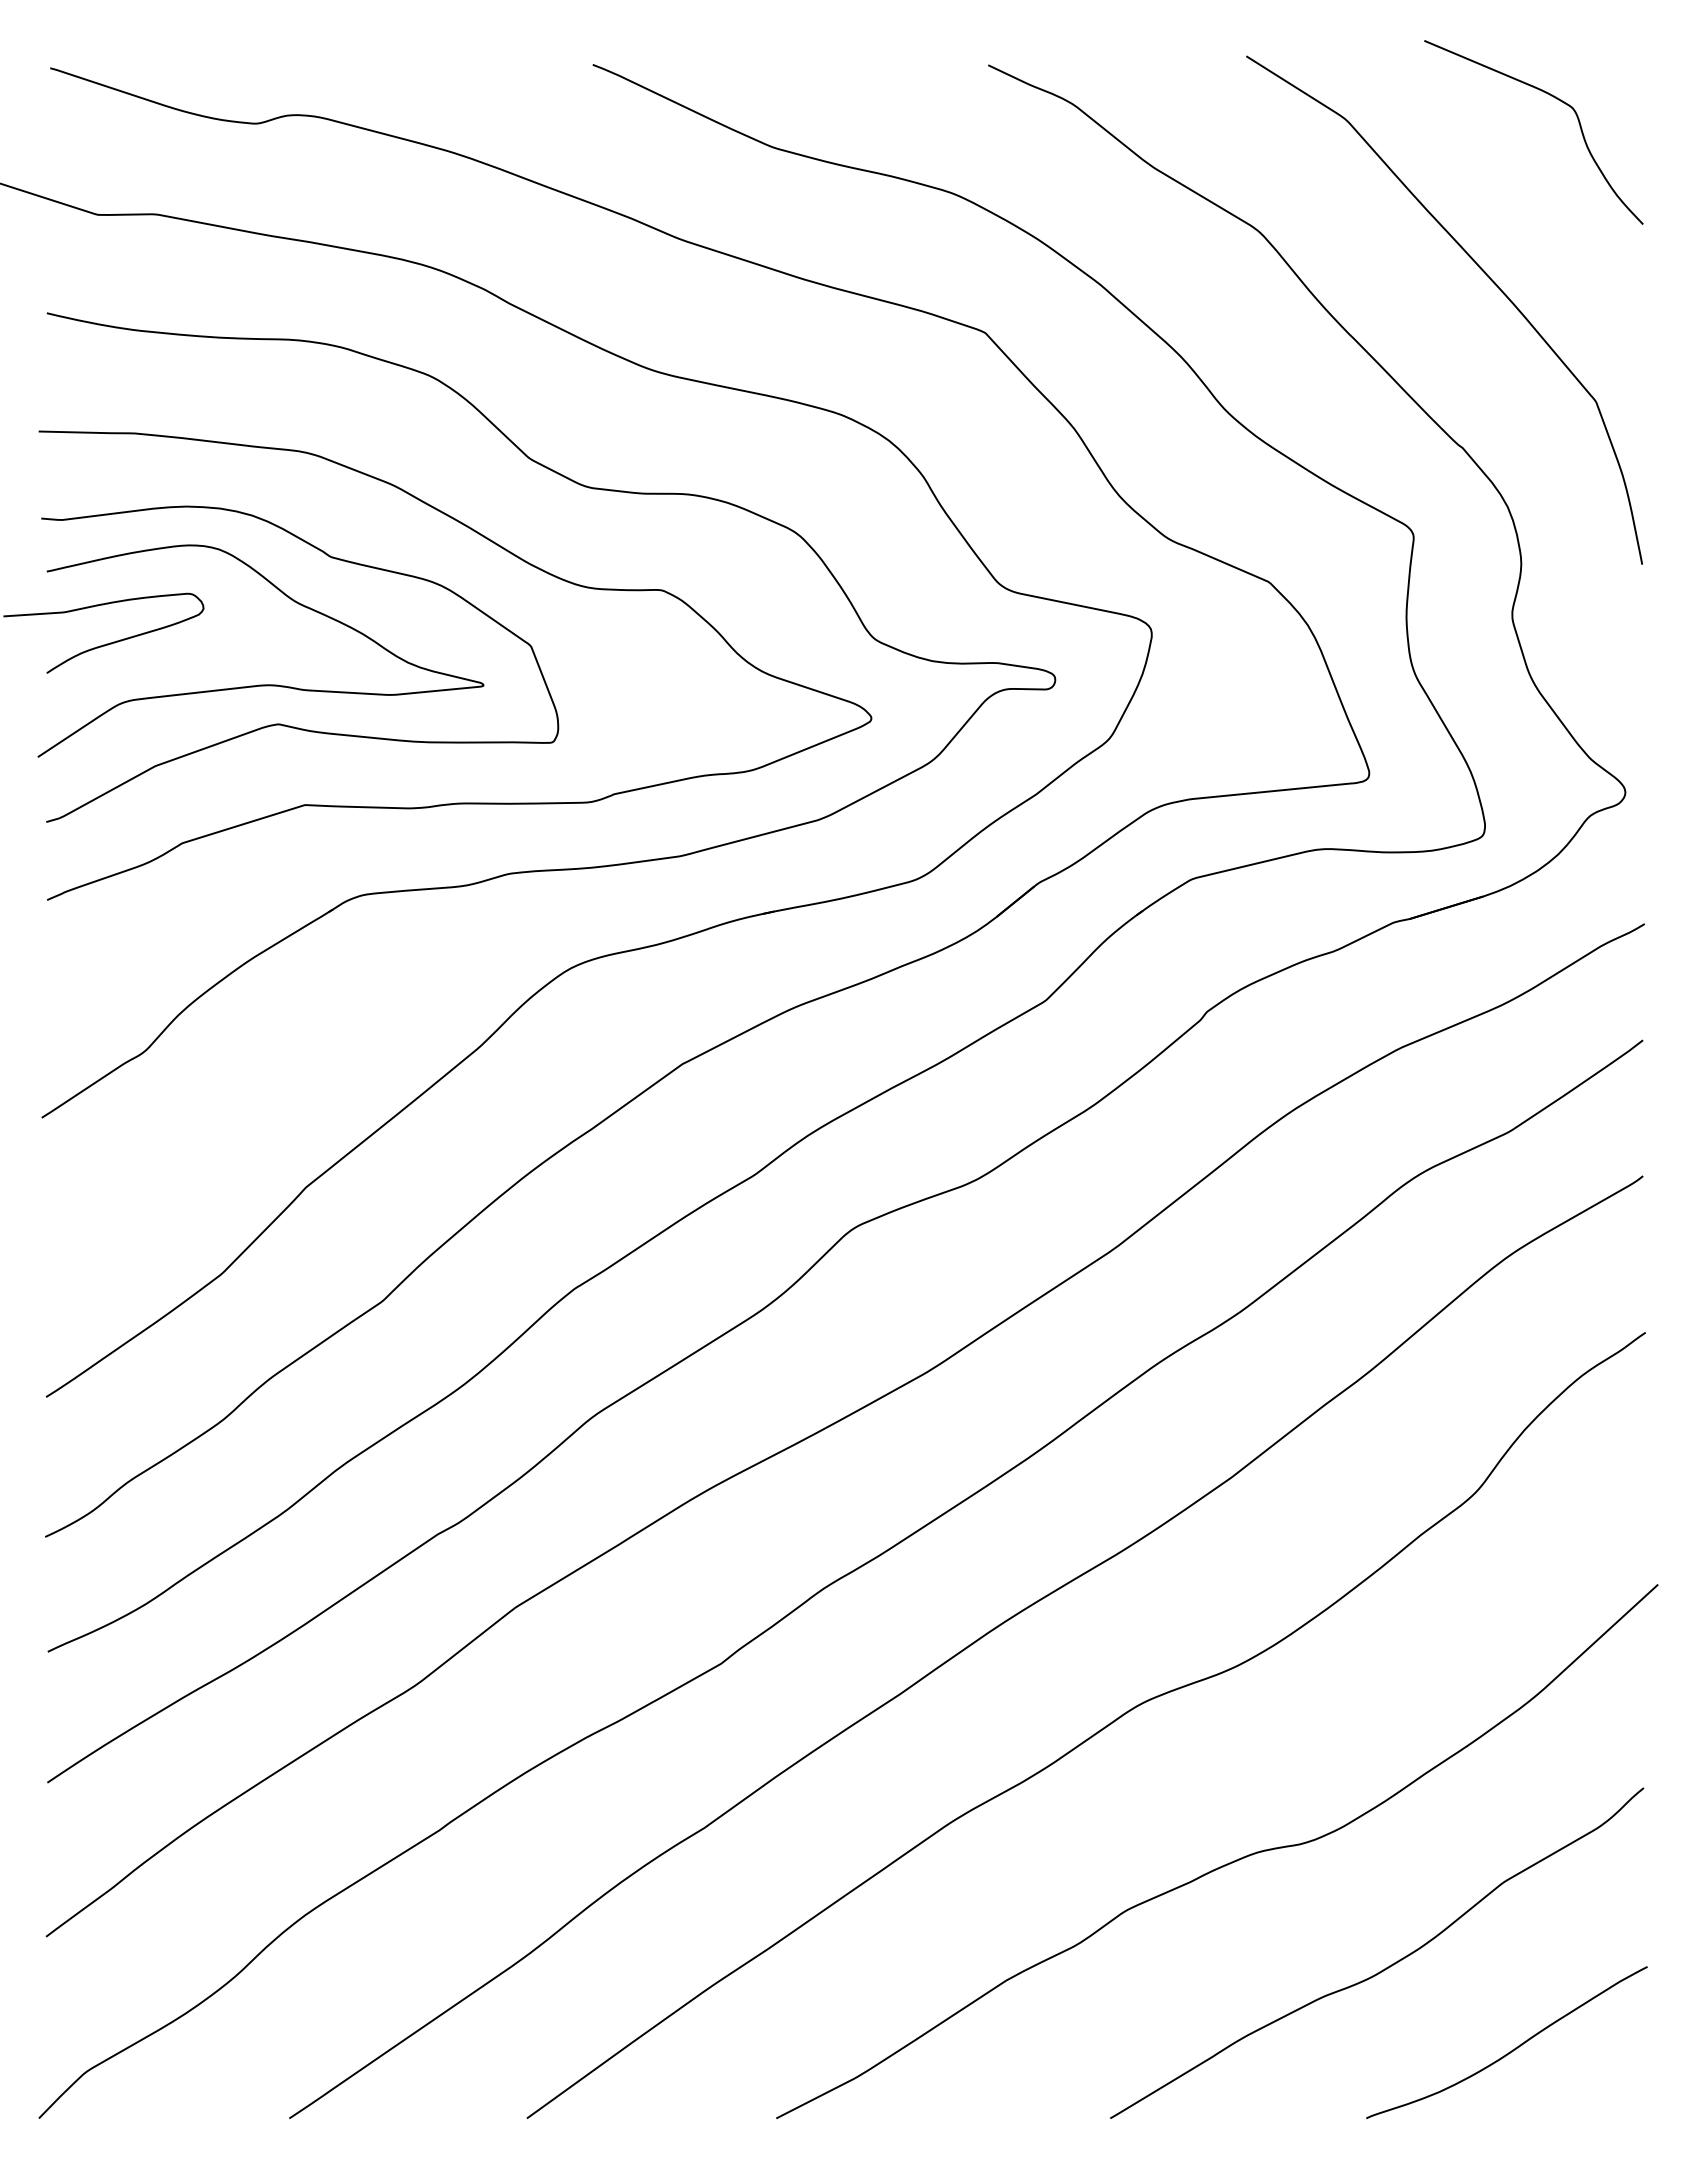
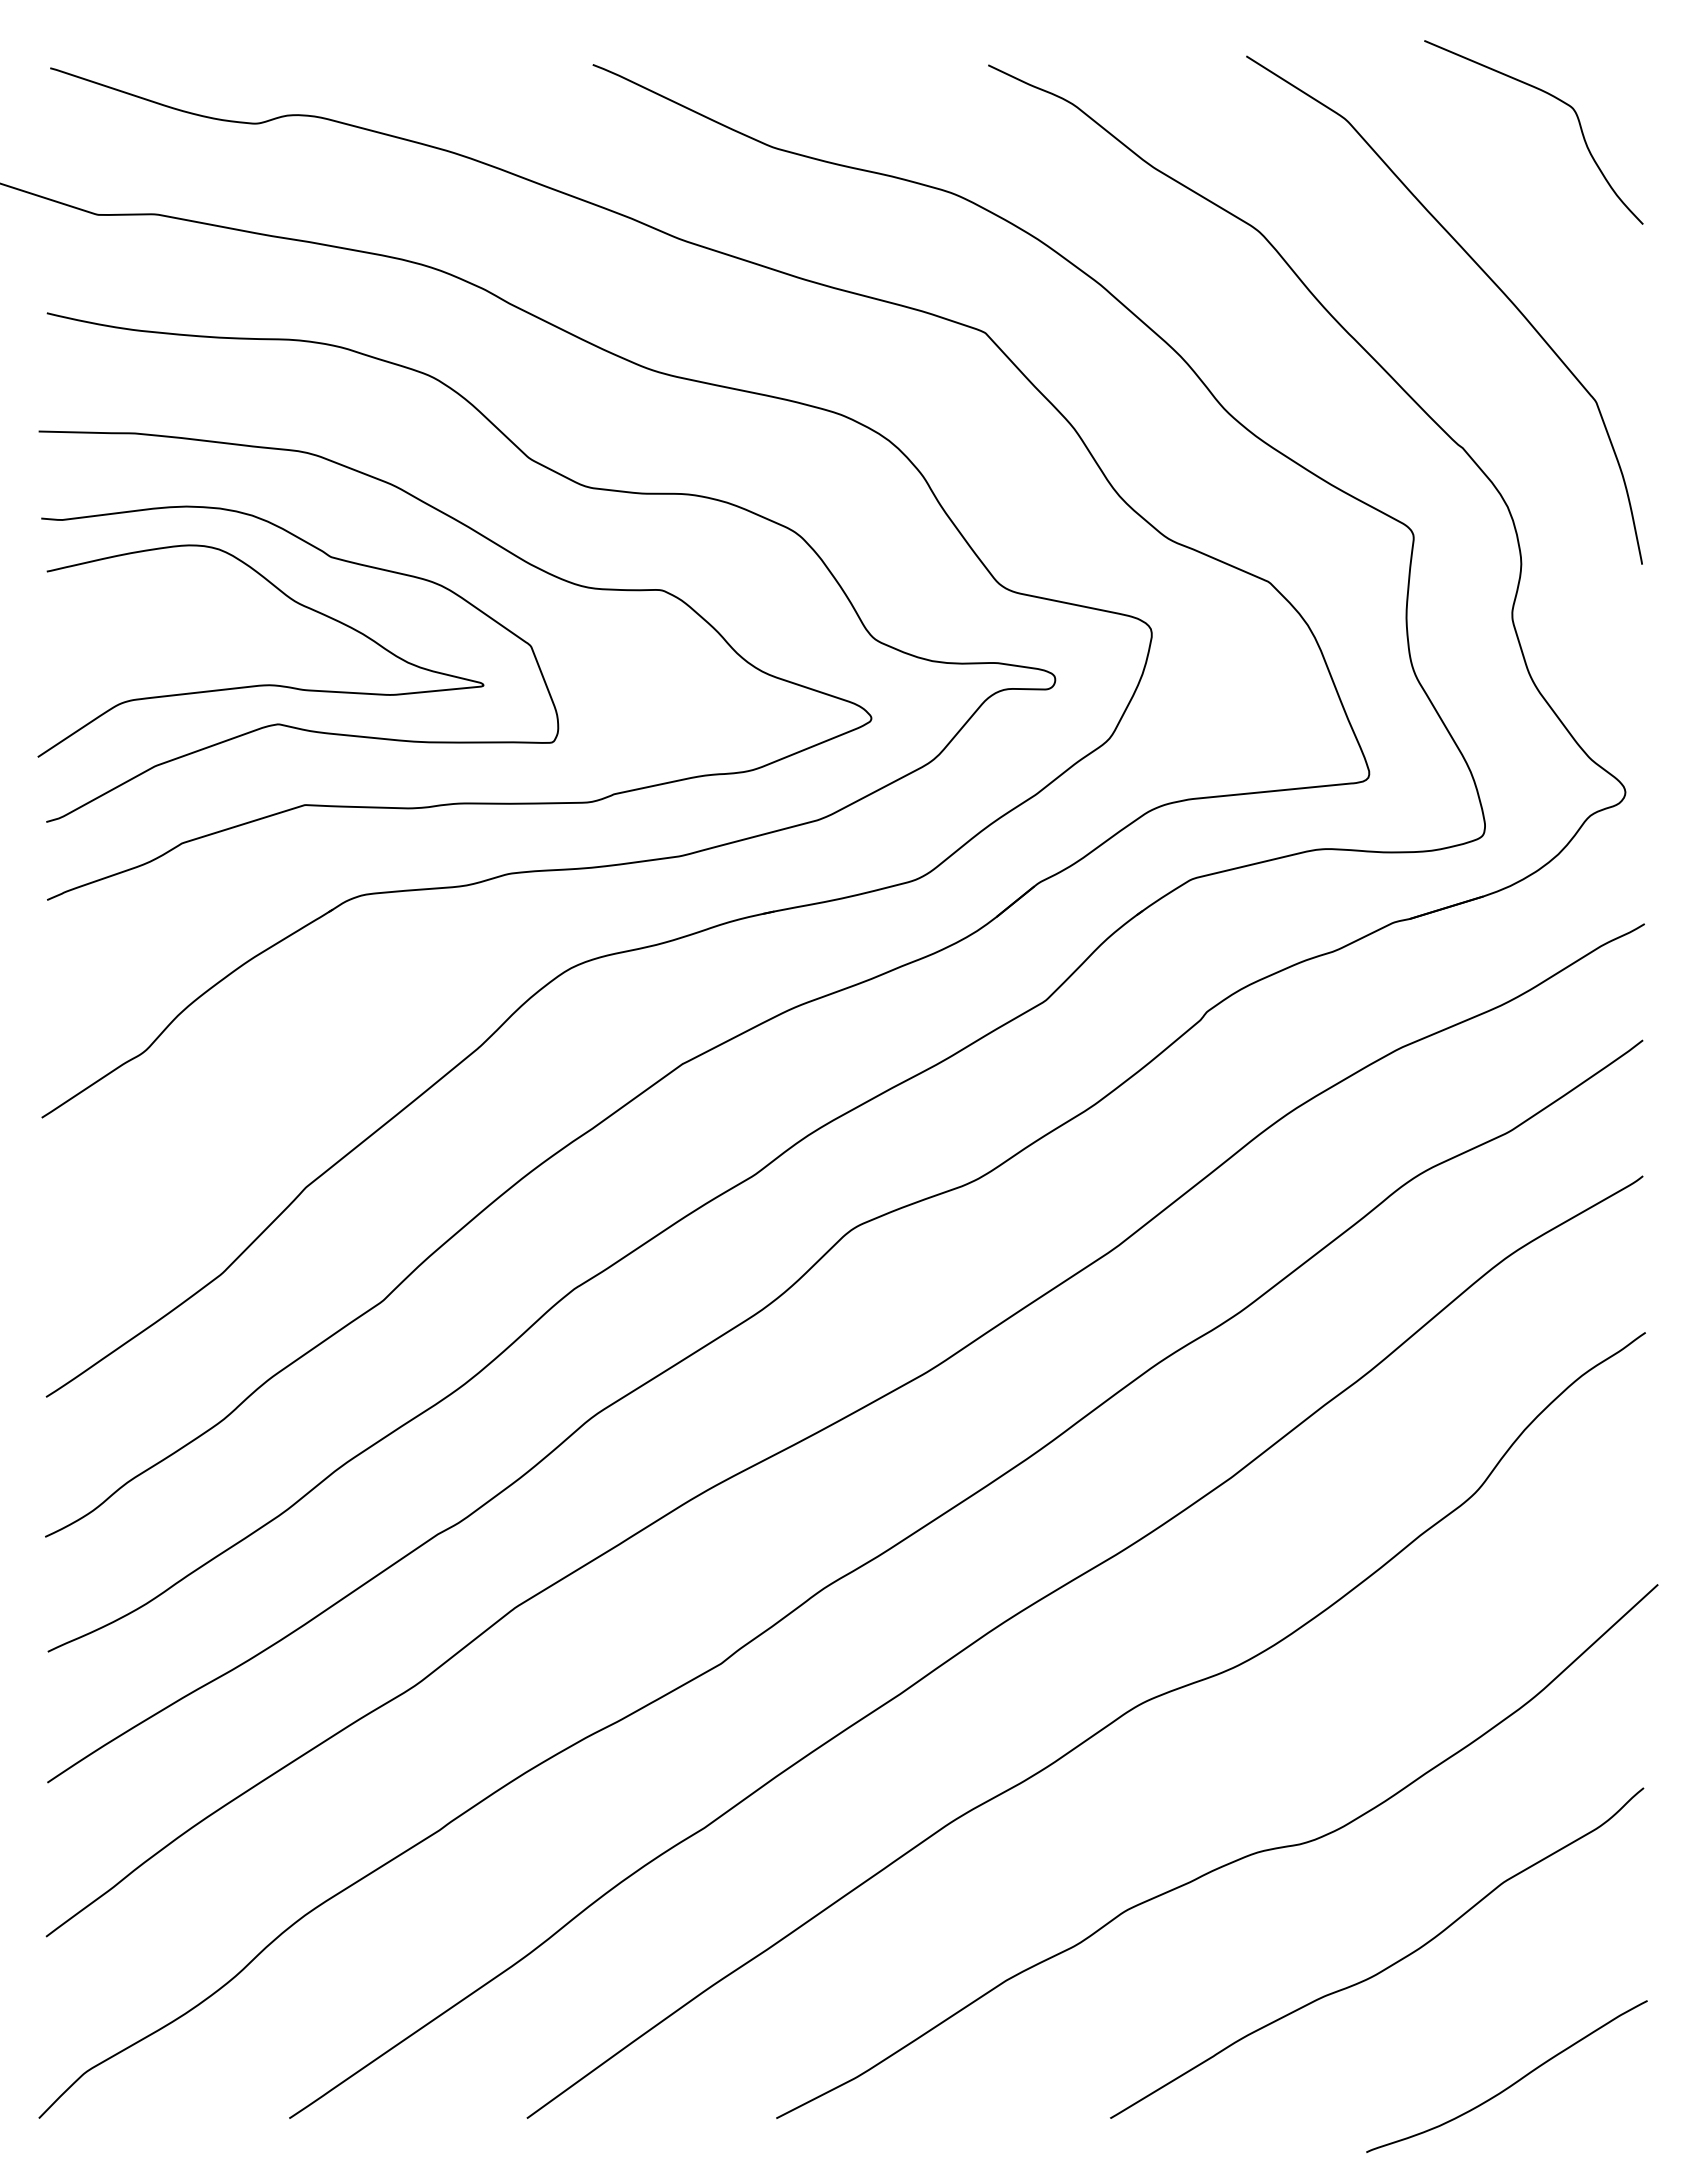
curve: present -> none (106, 643)
curve position: (1512, 2049) -> (1512, 2083) (1512, 2083)
